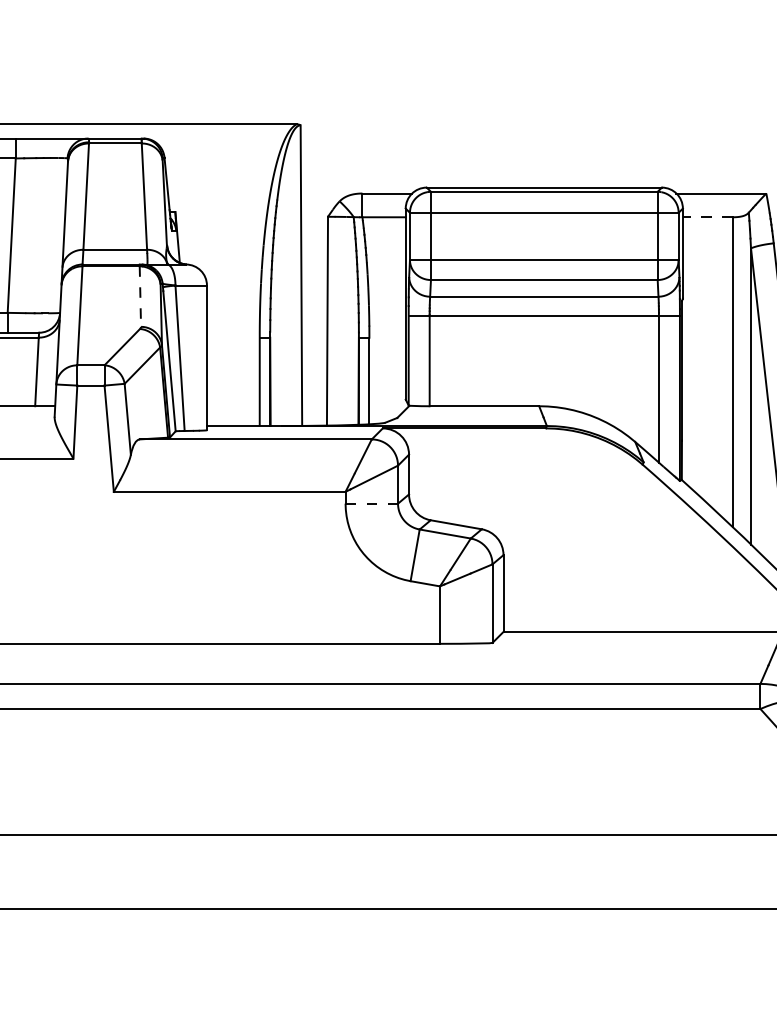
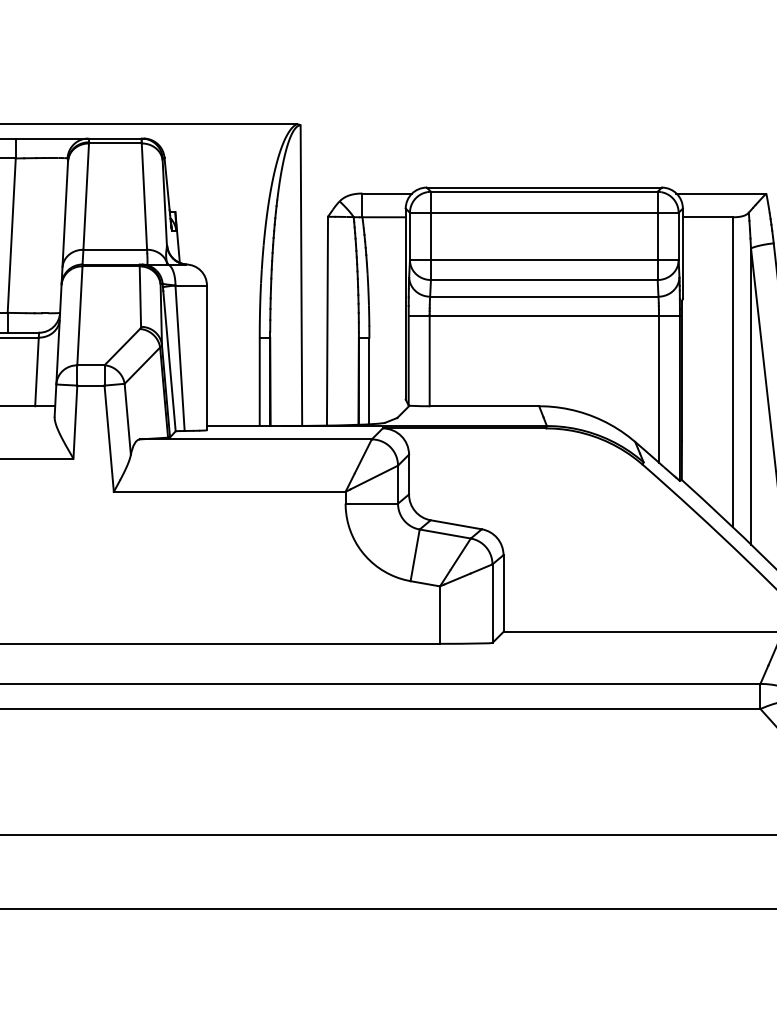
line: dashed -> solid (707, 217)
line: dashed -> solid (140, 297)
line: dashed -> solid (372, 503)
